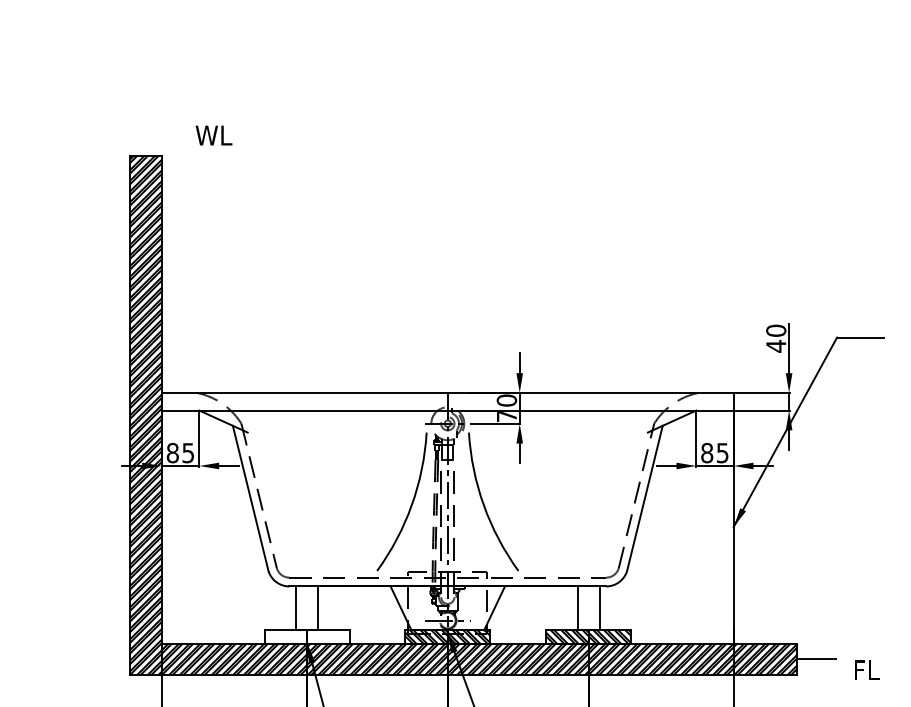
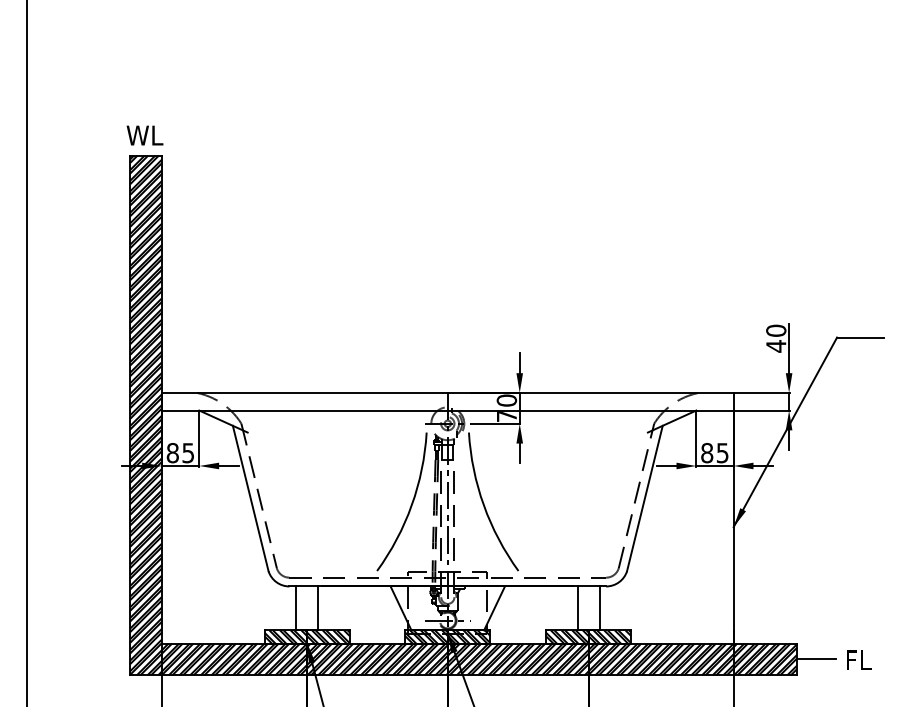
text position: (213, 135) -> (144, 135) (144, 135)
line: none -> present (27, 352)
hatch: none -> present (306, 636)
text position: (867, 669) -> (859, 659) (859, 659)
